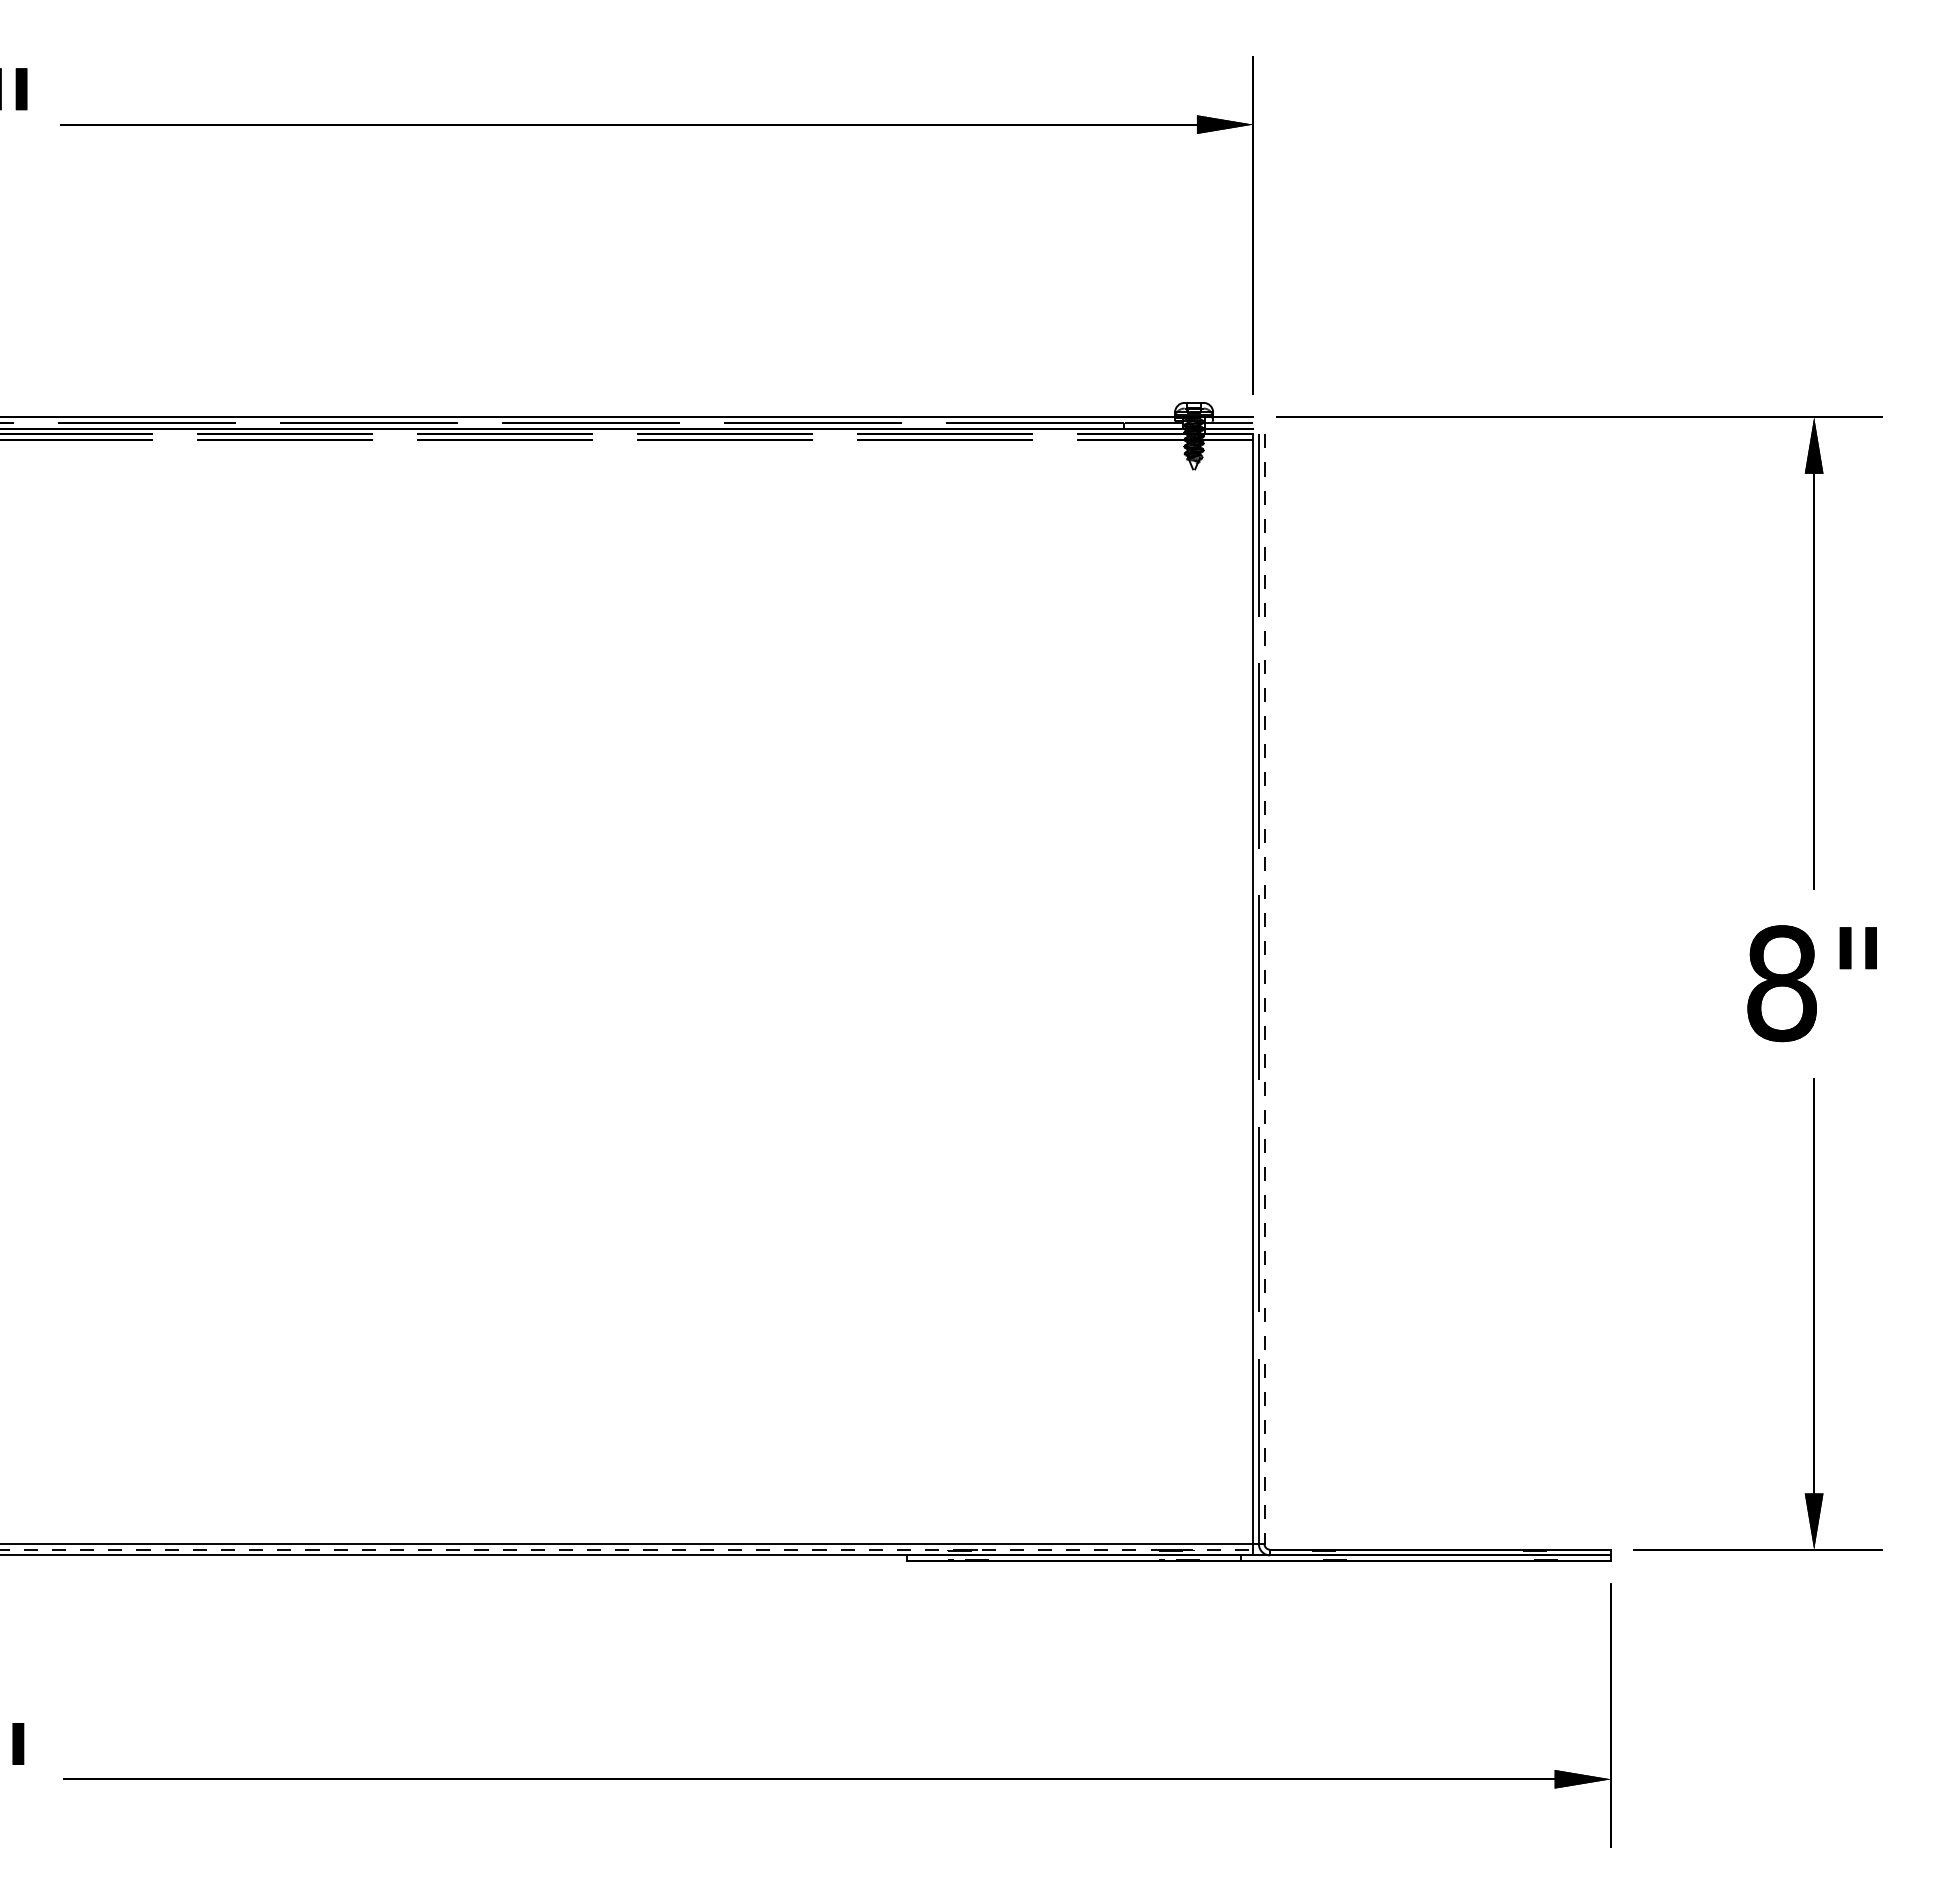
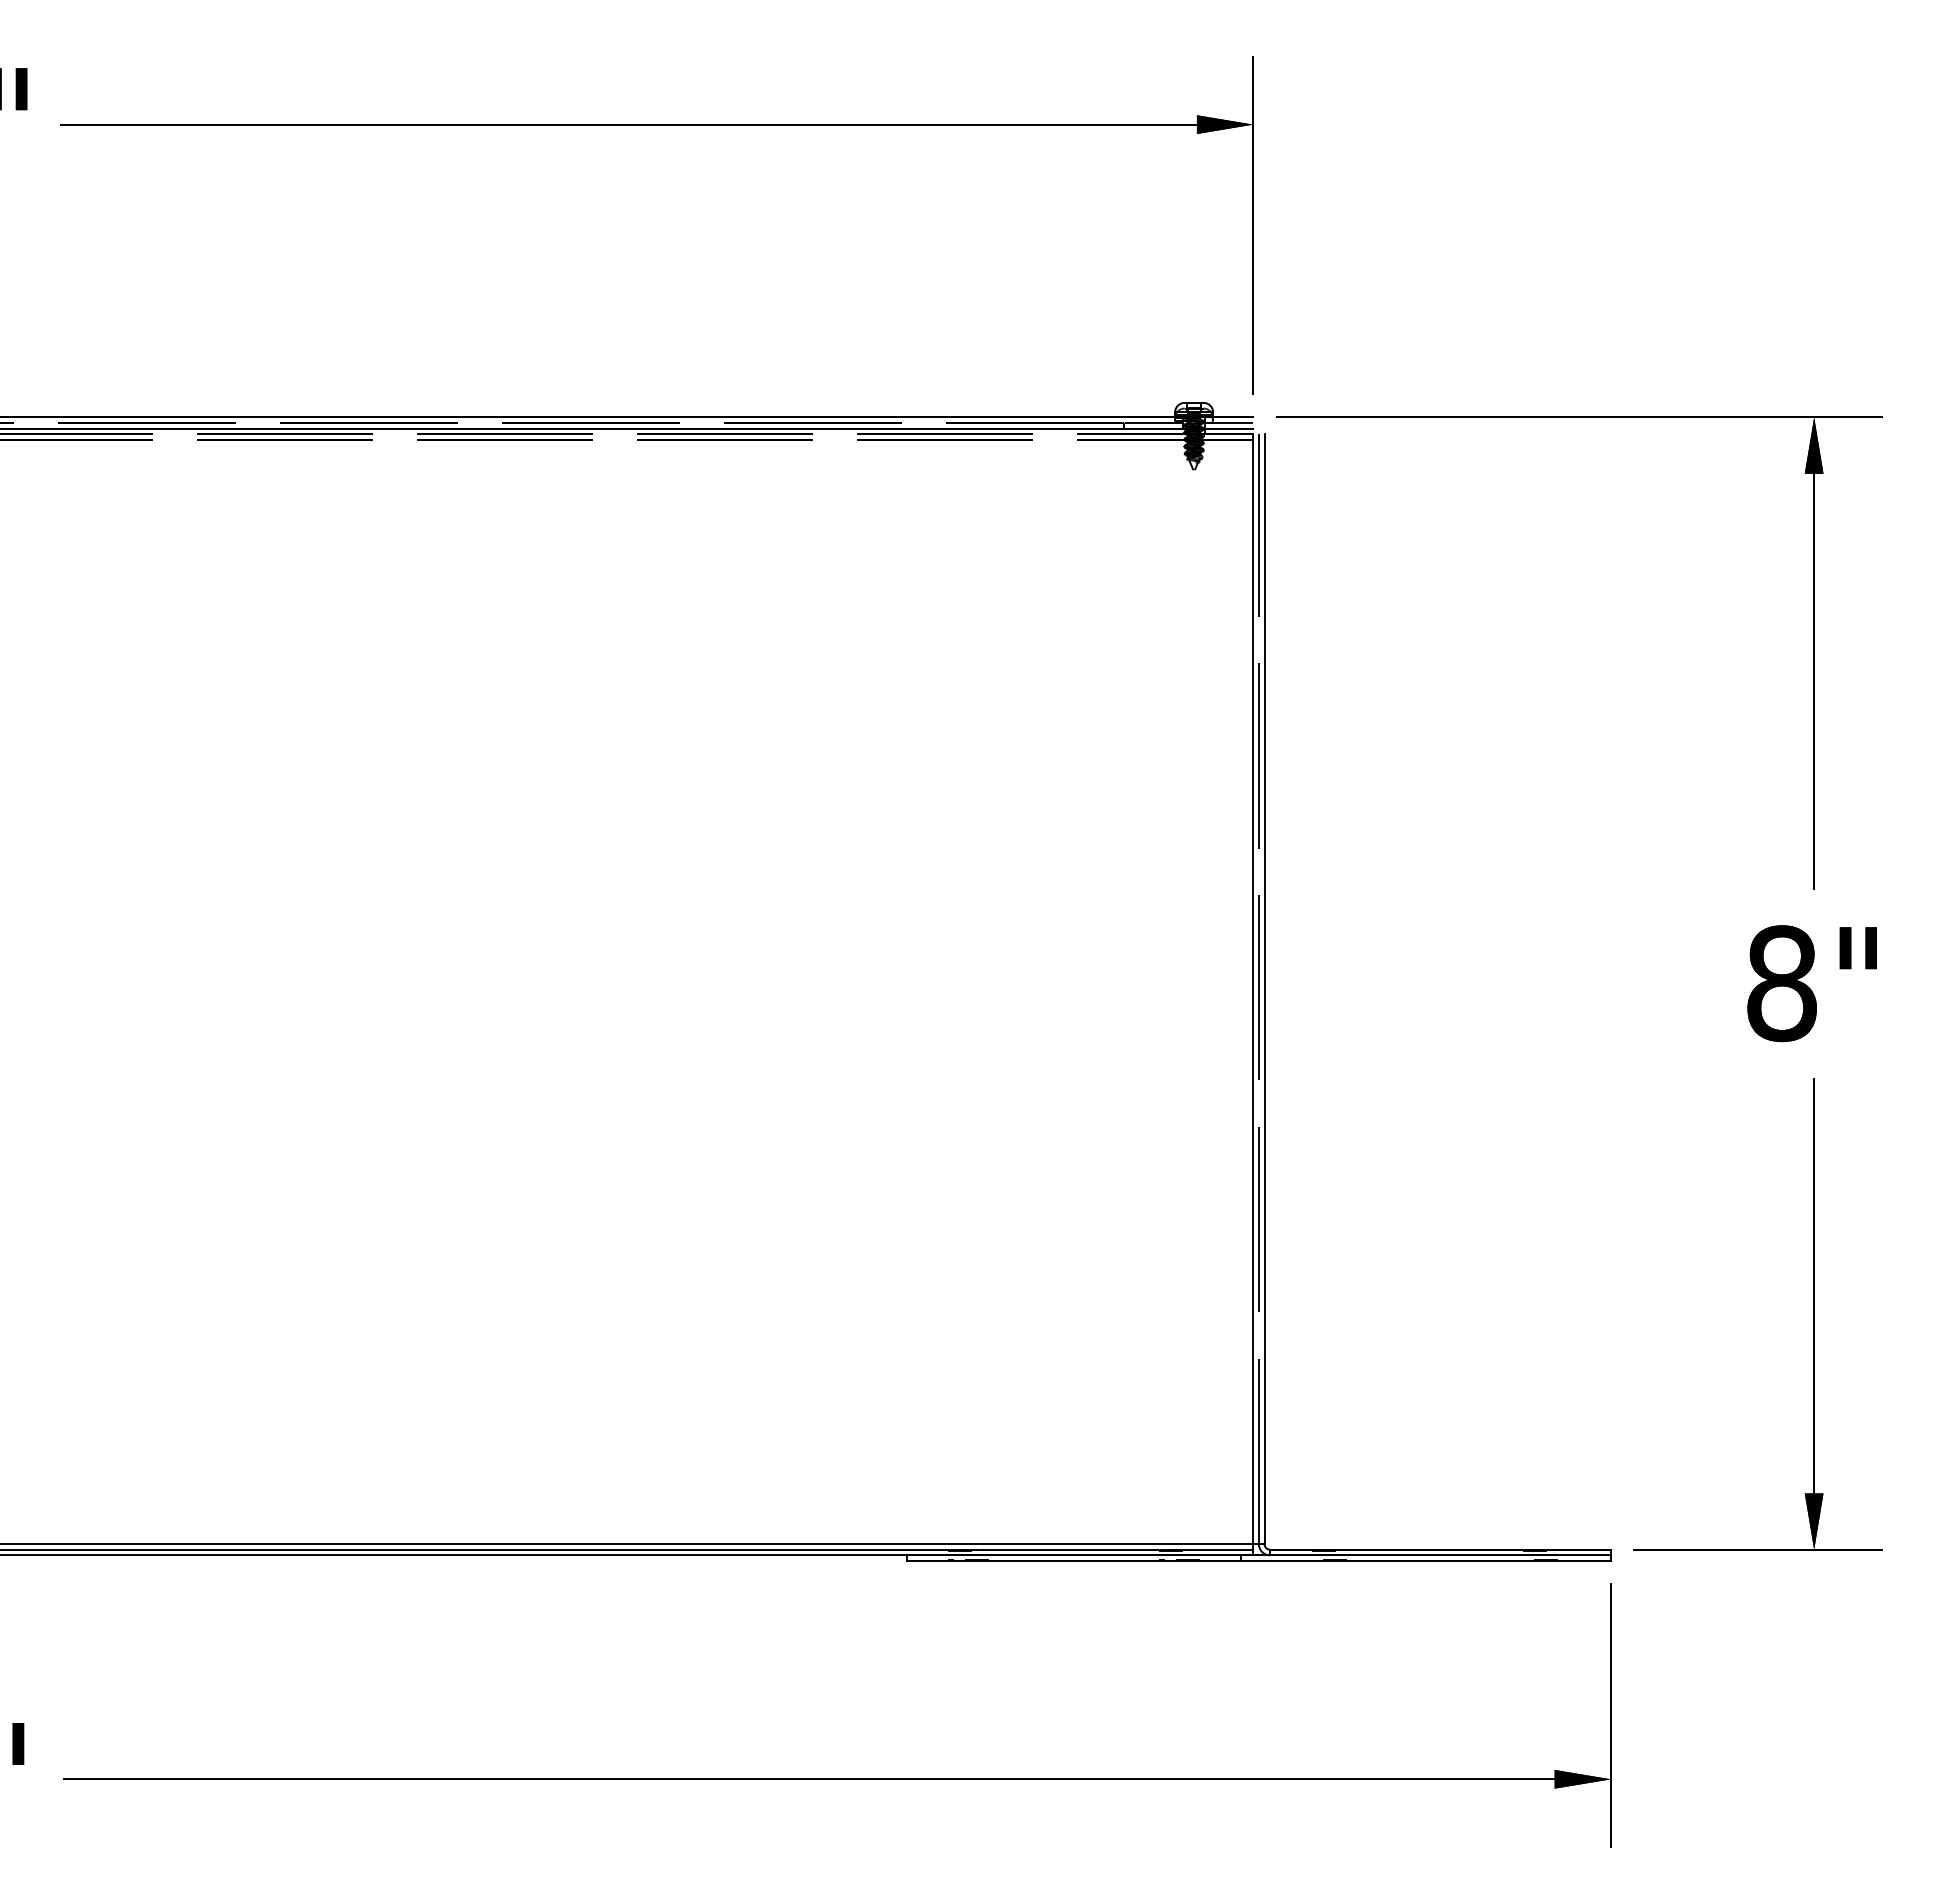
line: dashed -> solid (1264, 989)
line: dashed -> solid (627, 1549)
